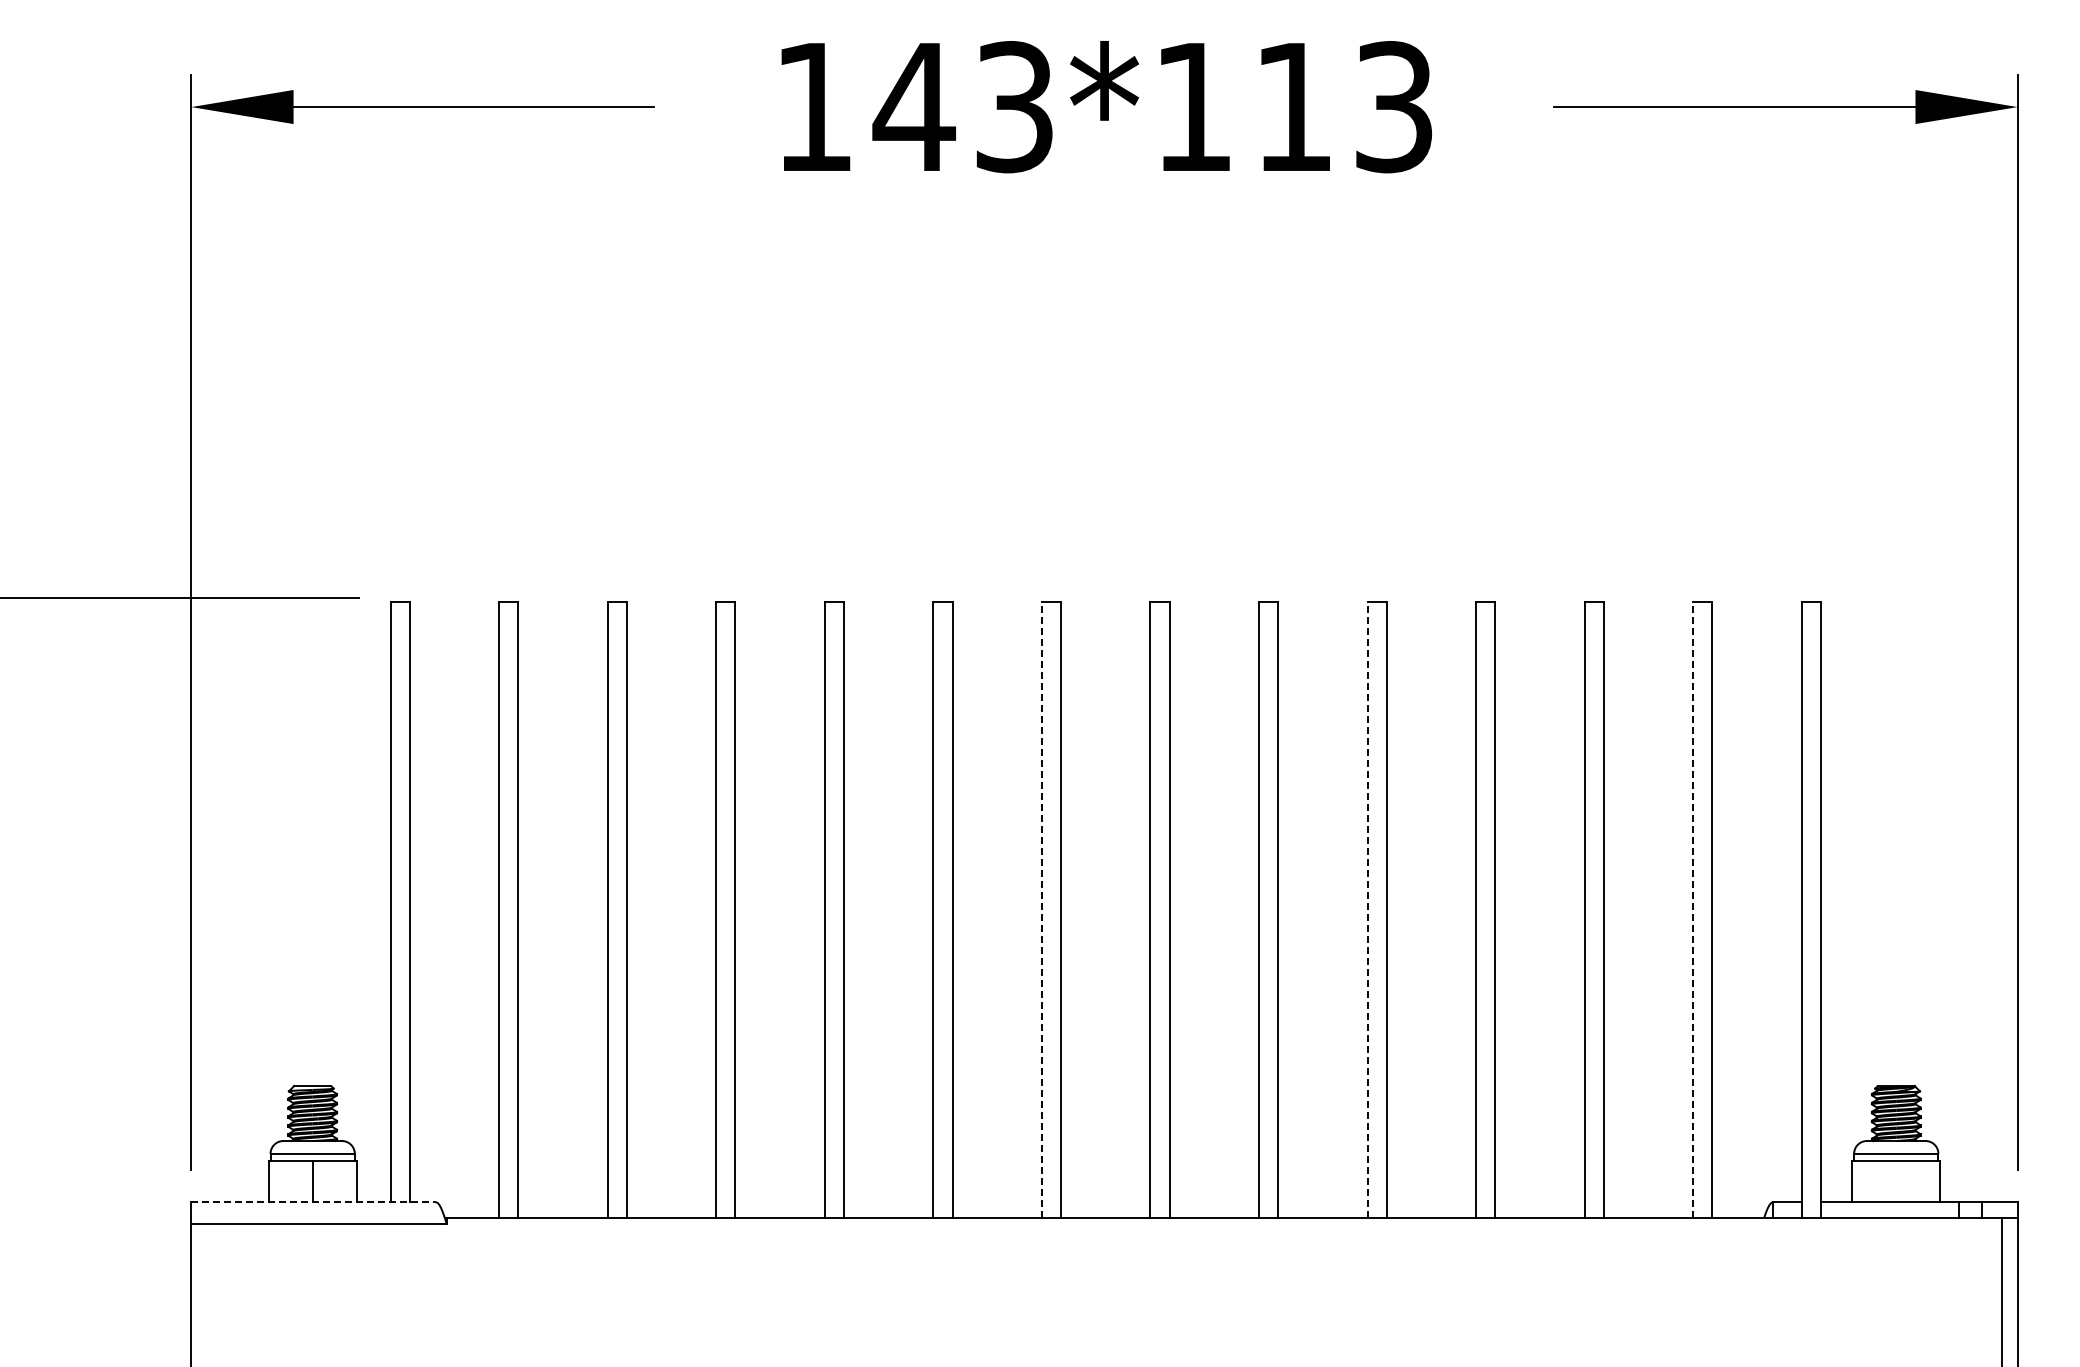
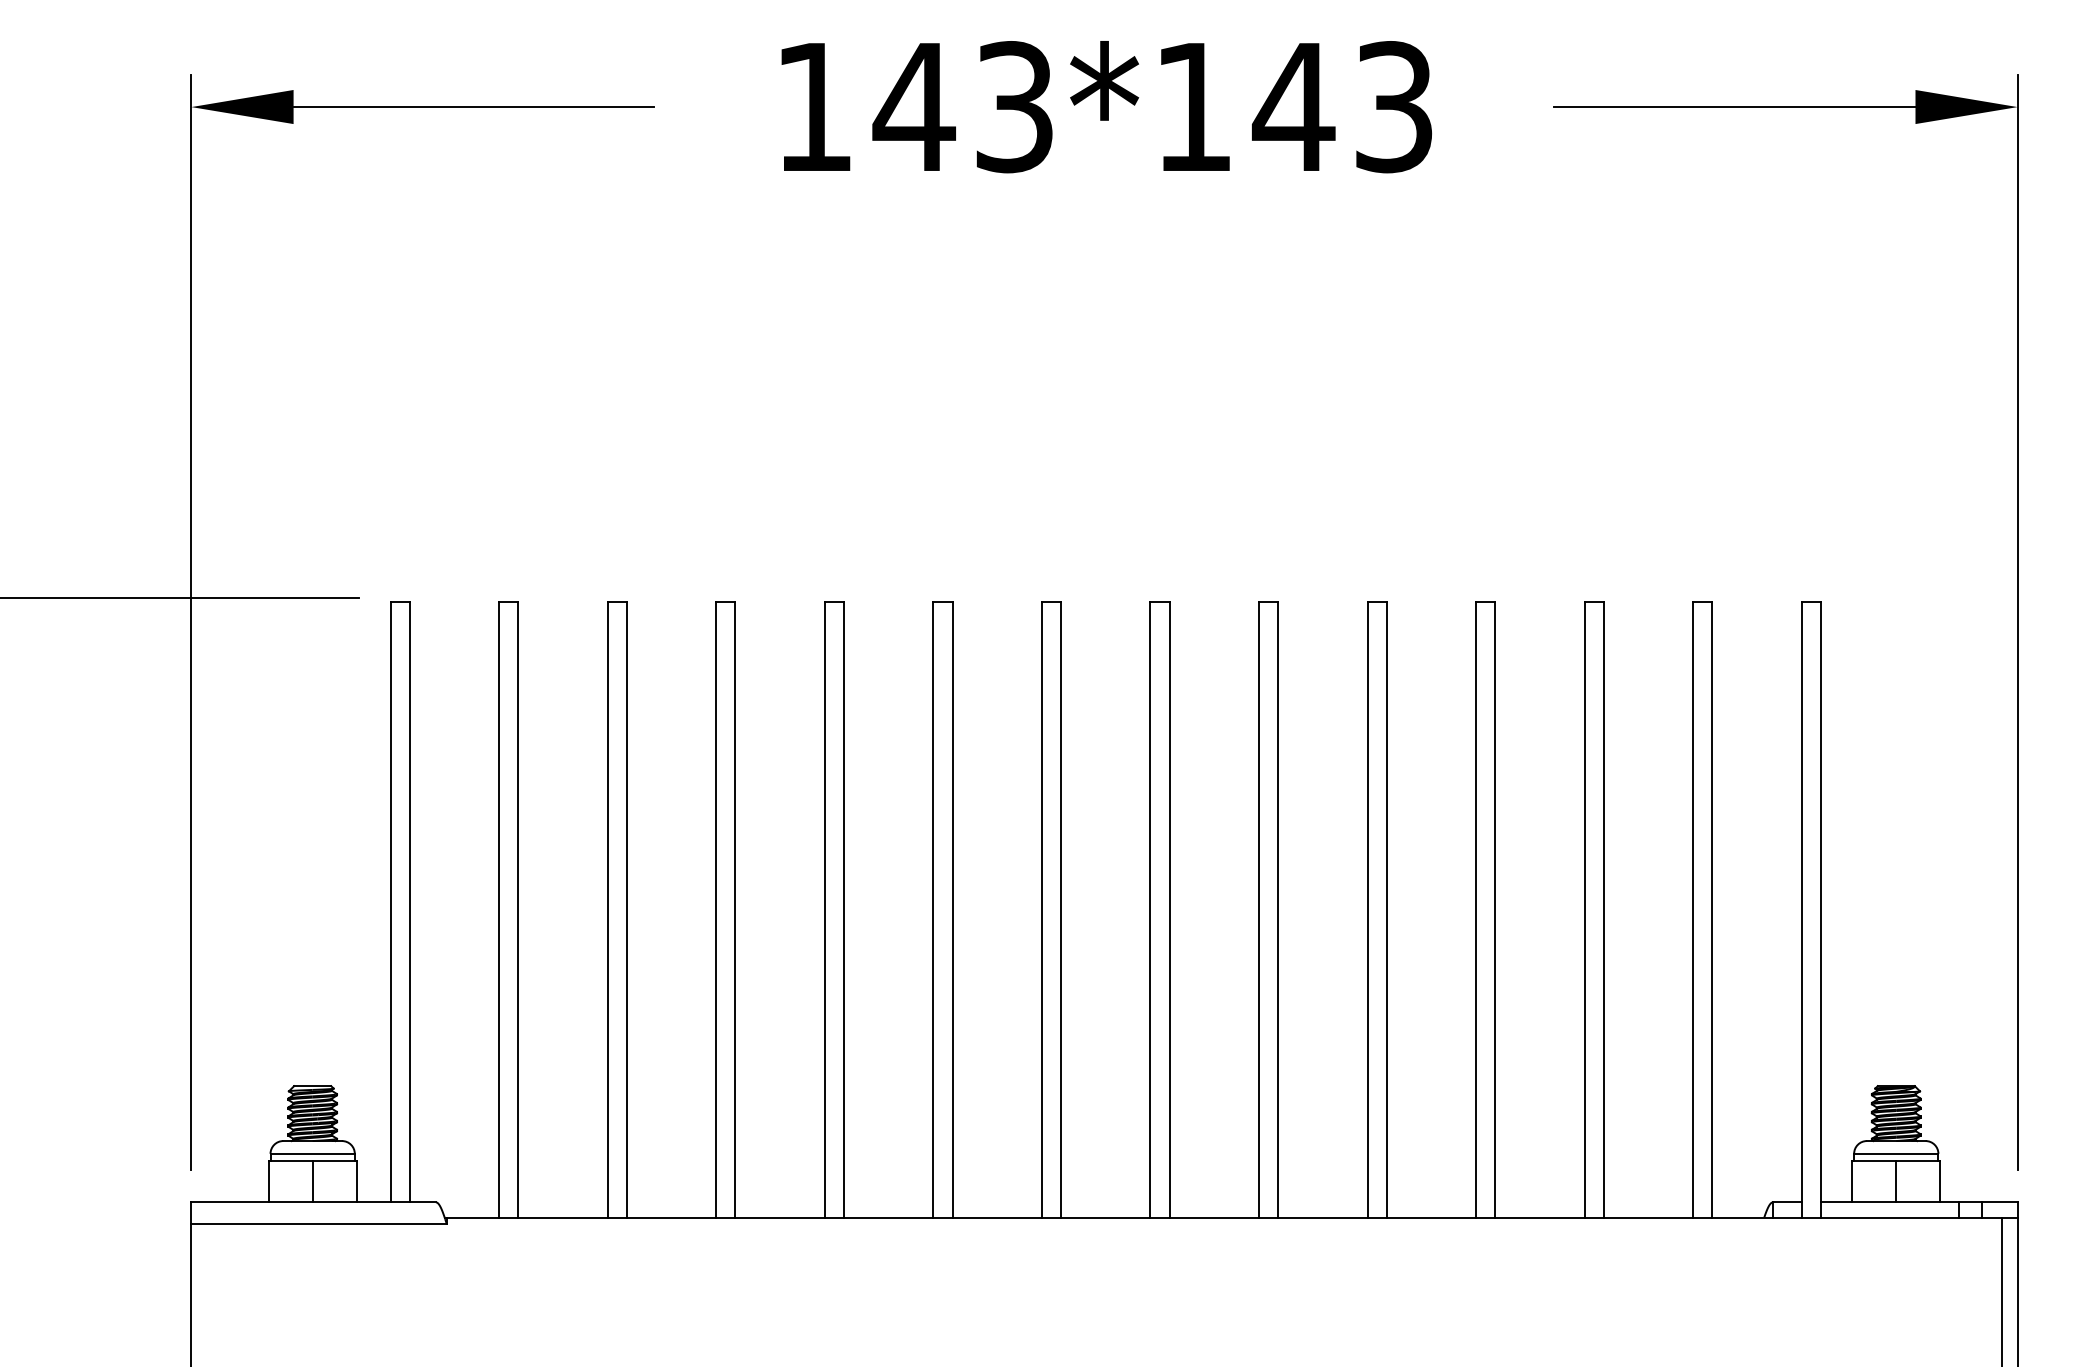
text: 143*113 -> 143*143 (1293, 106)
line: dashed -> solid (1041, 909)
line: dashed -> solid (1367, 909)
line: dashed -> solid (1693, 909)
line: none -> present (1896, 1181)
line: dashed -> solid (314, 1202)
